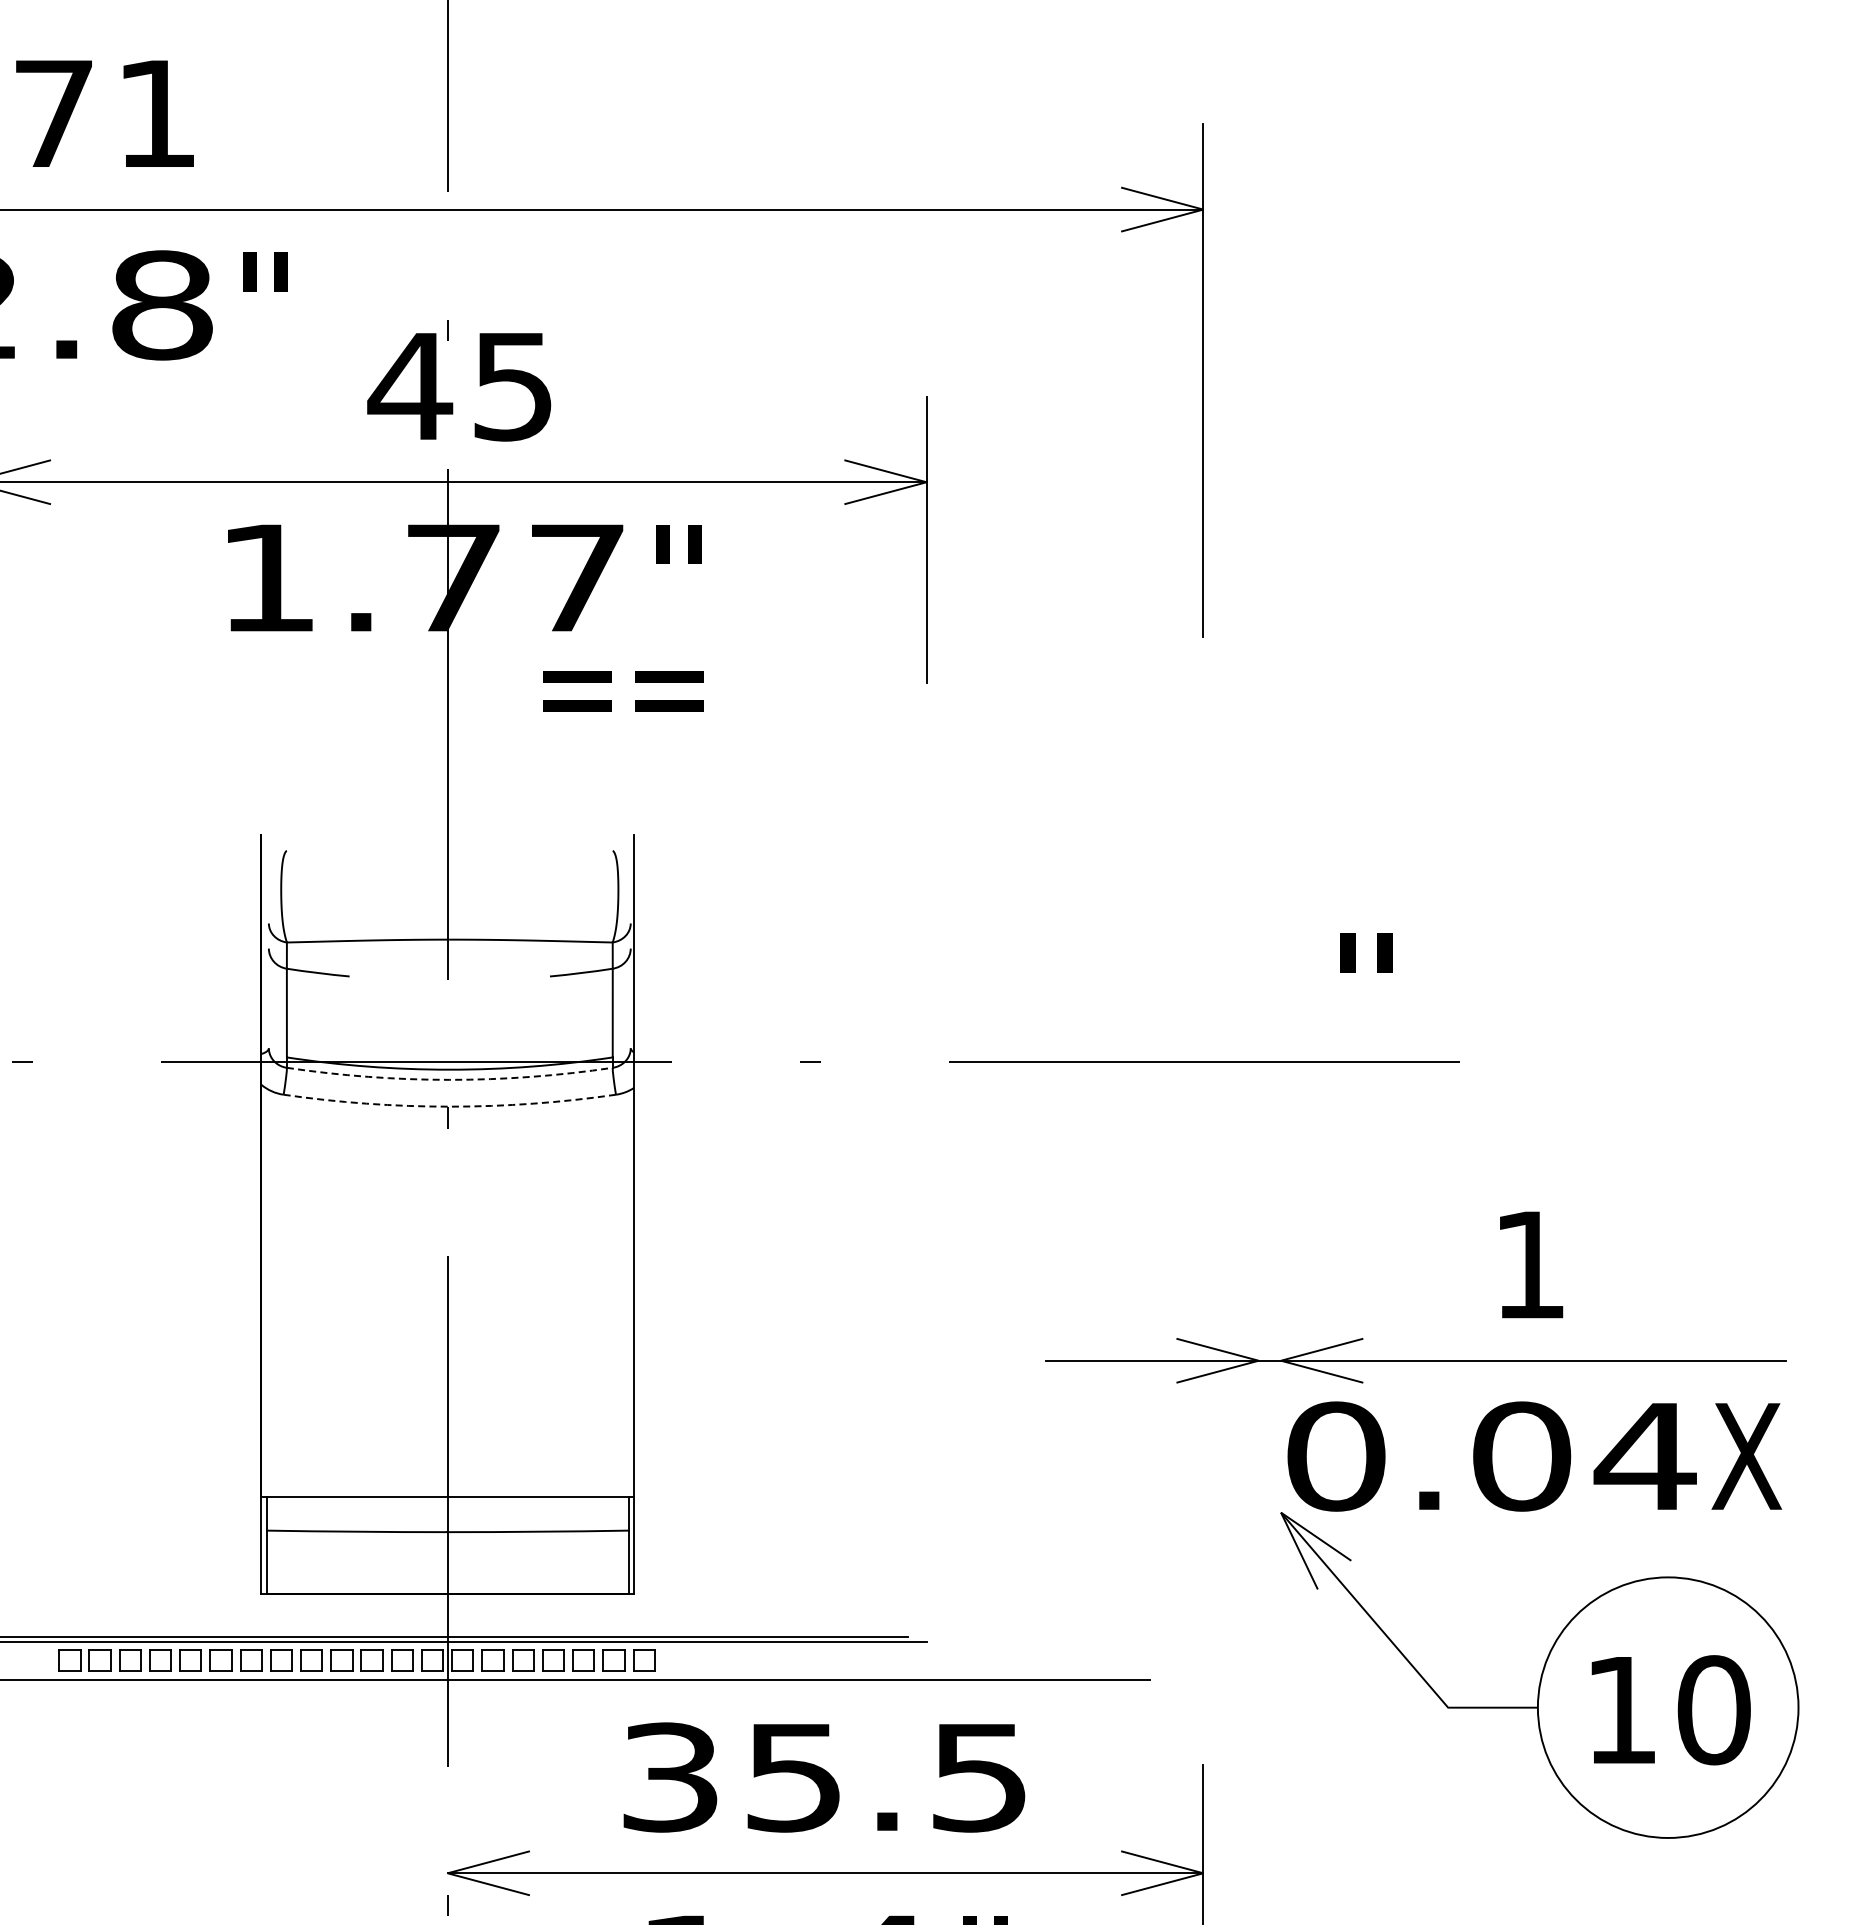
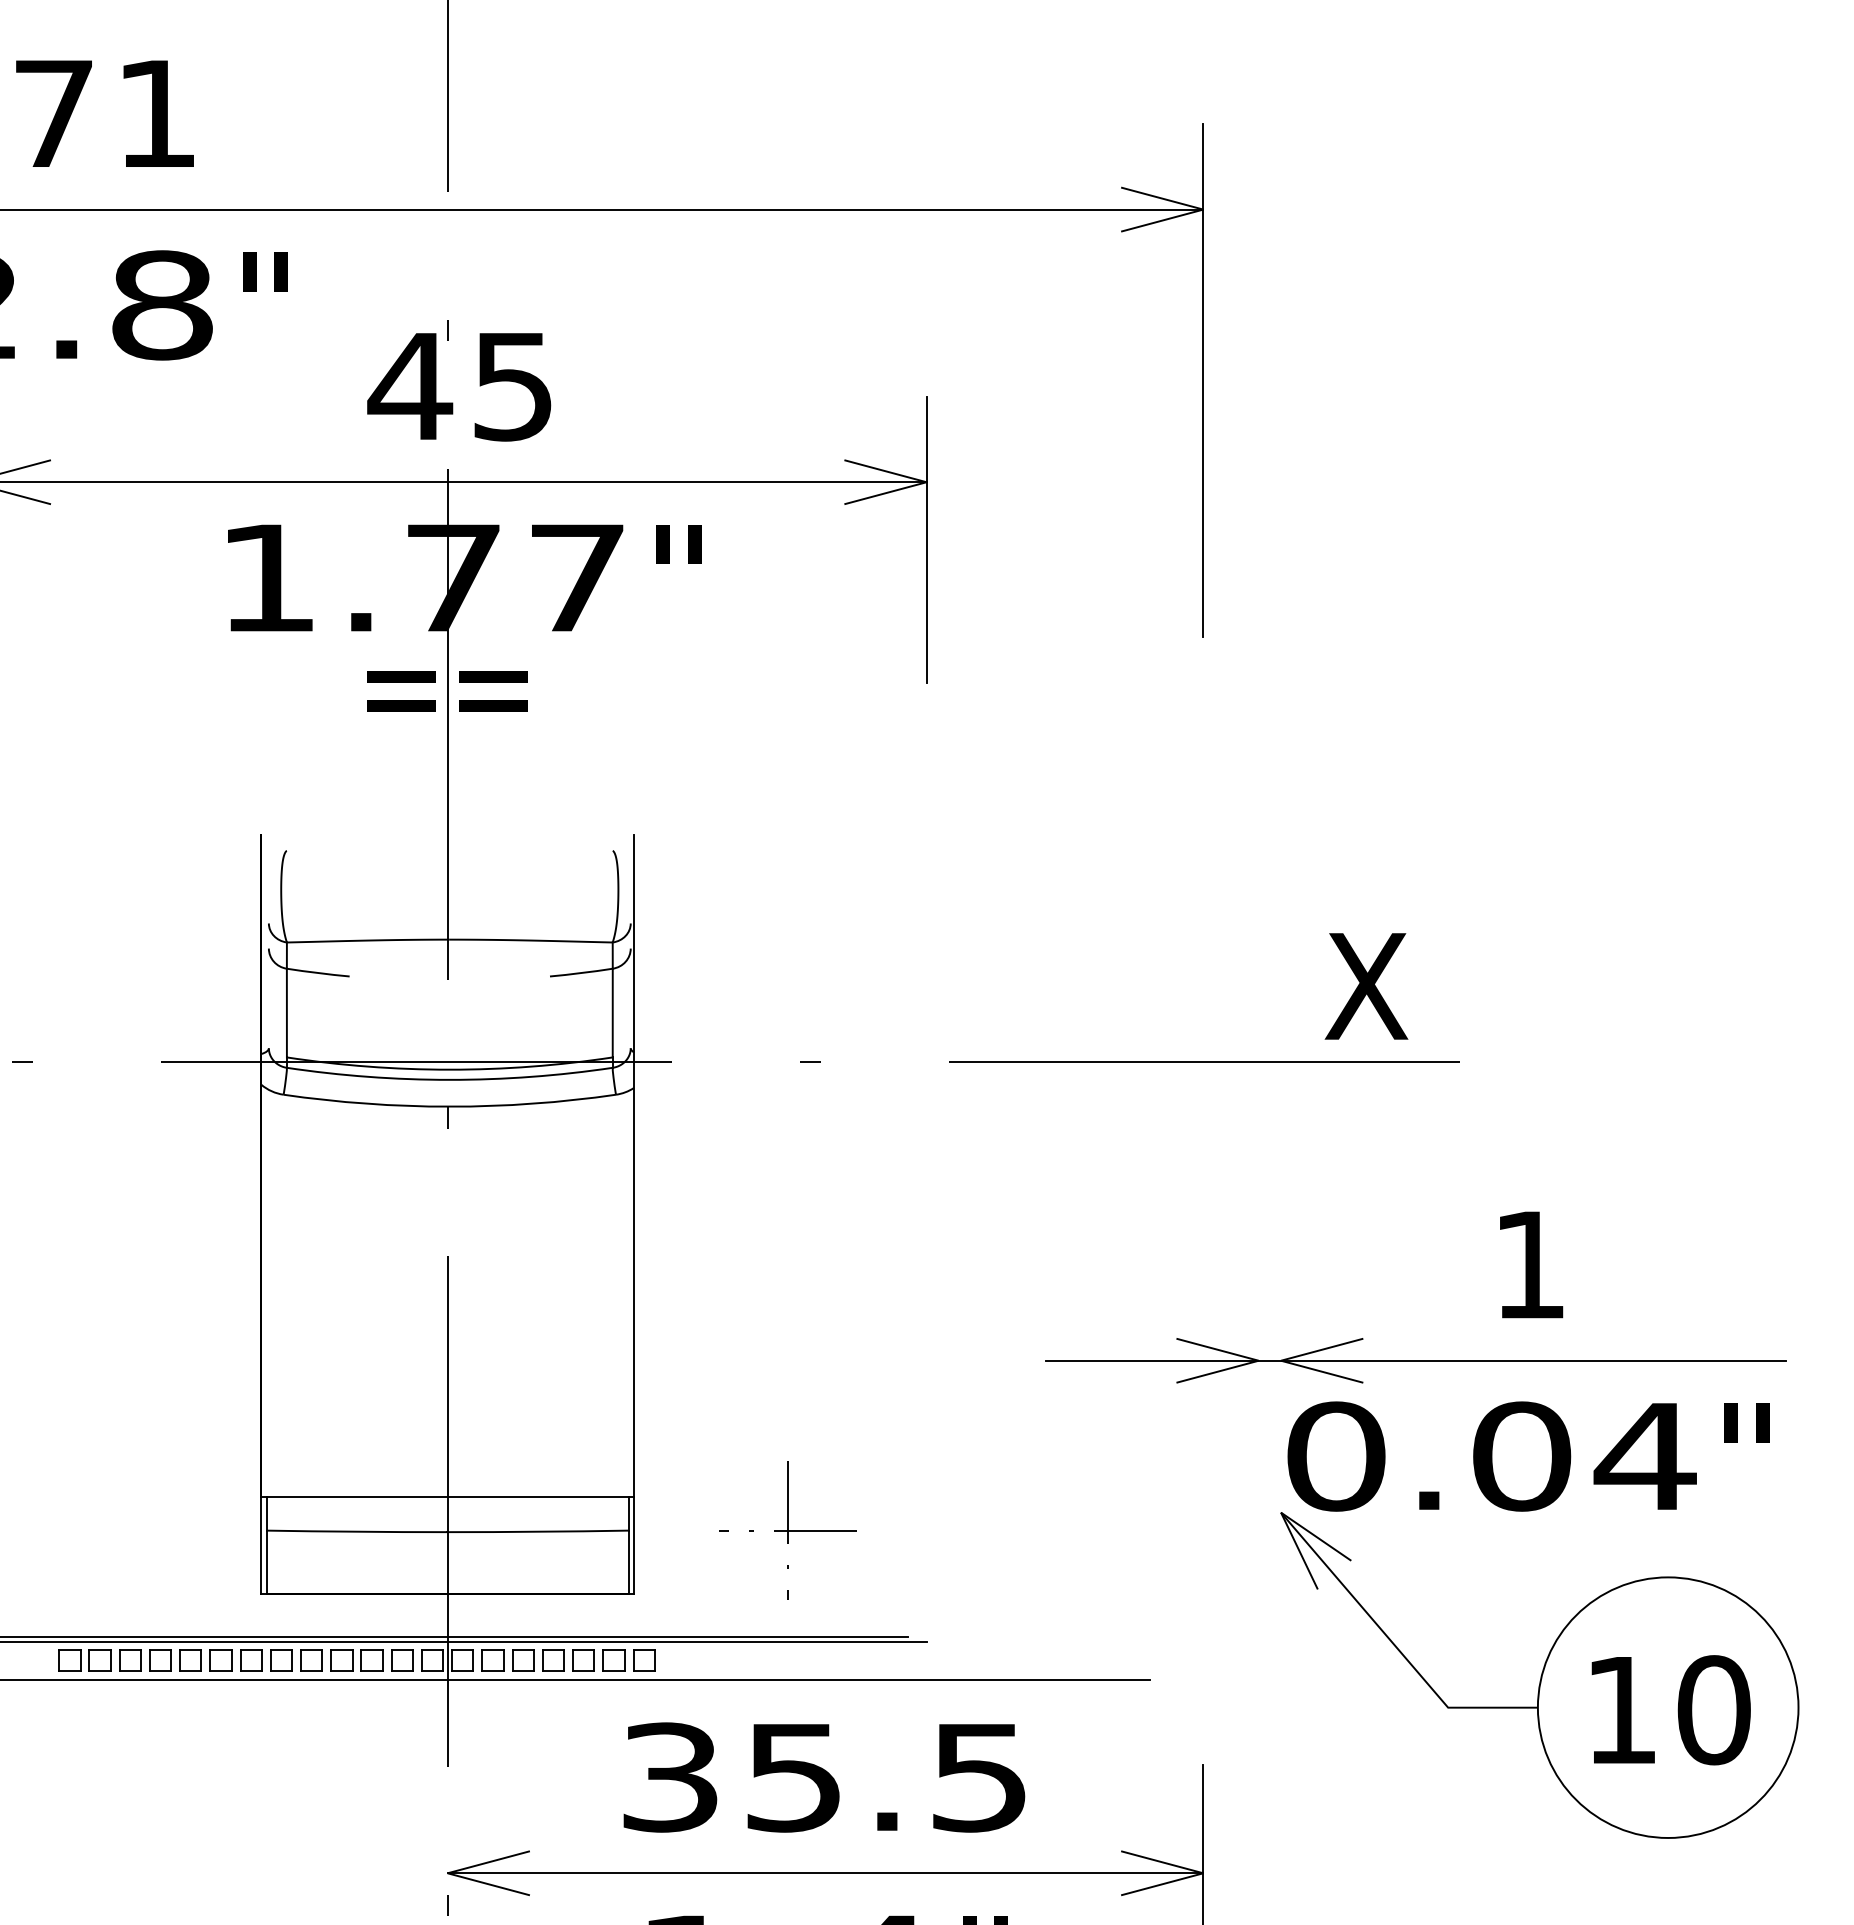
text position: (623, 691) -> (447, 691) (447, 691)
text: " -> X (1366, 986)
arc: dashed -> solid (449, 1079)
arc: dashed -> solid (449, 1106)
text: X -> " (1746, 1456)
part: none -> present (787, 1530)
